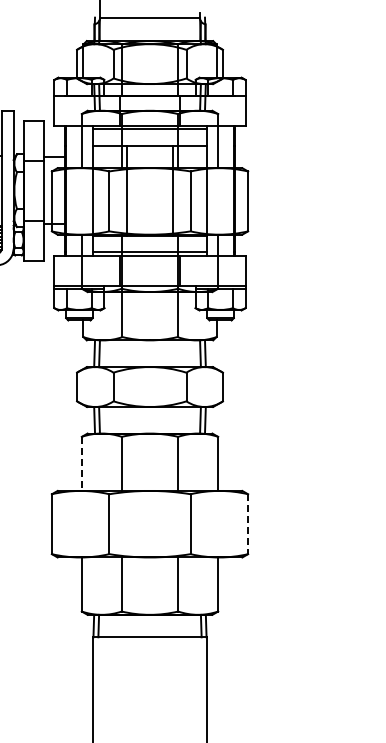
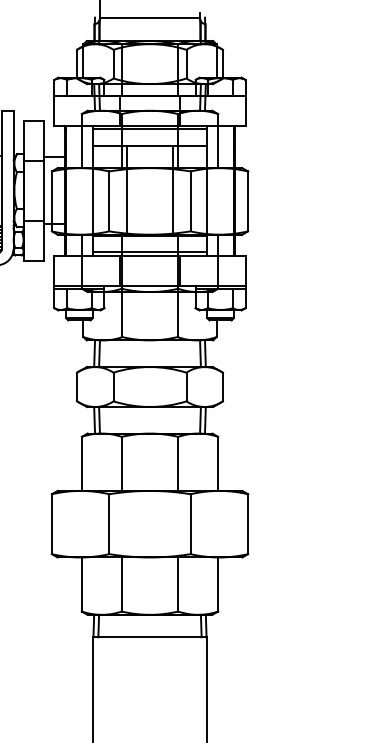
line: dashed -> solid (81, 464)
line: dashed -> solid (248, 524)
